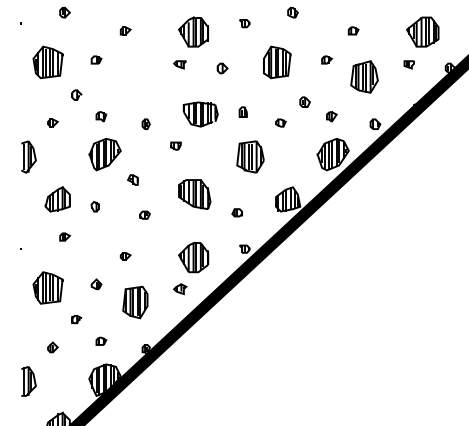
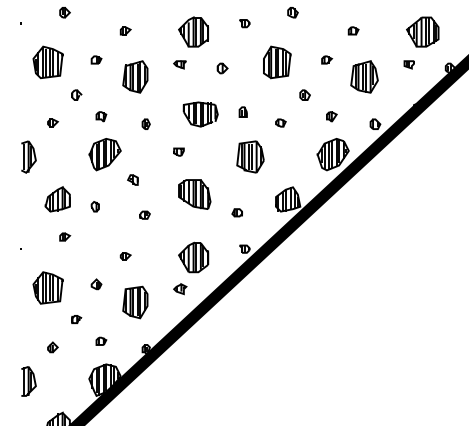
part: none -> present (135, 76)
part position: (304, 101) -> (304, 94) (304, 94)
part position: (175, 145) -> (178, 151) (178, 151)
